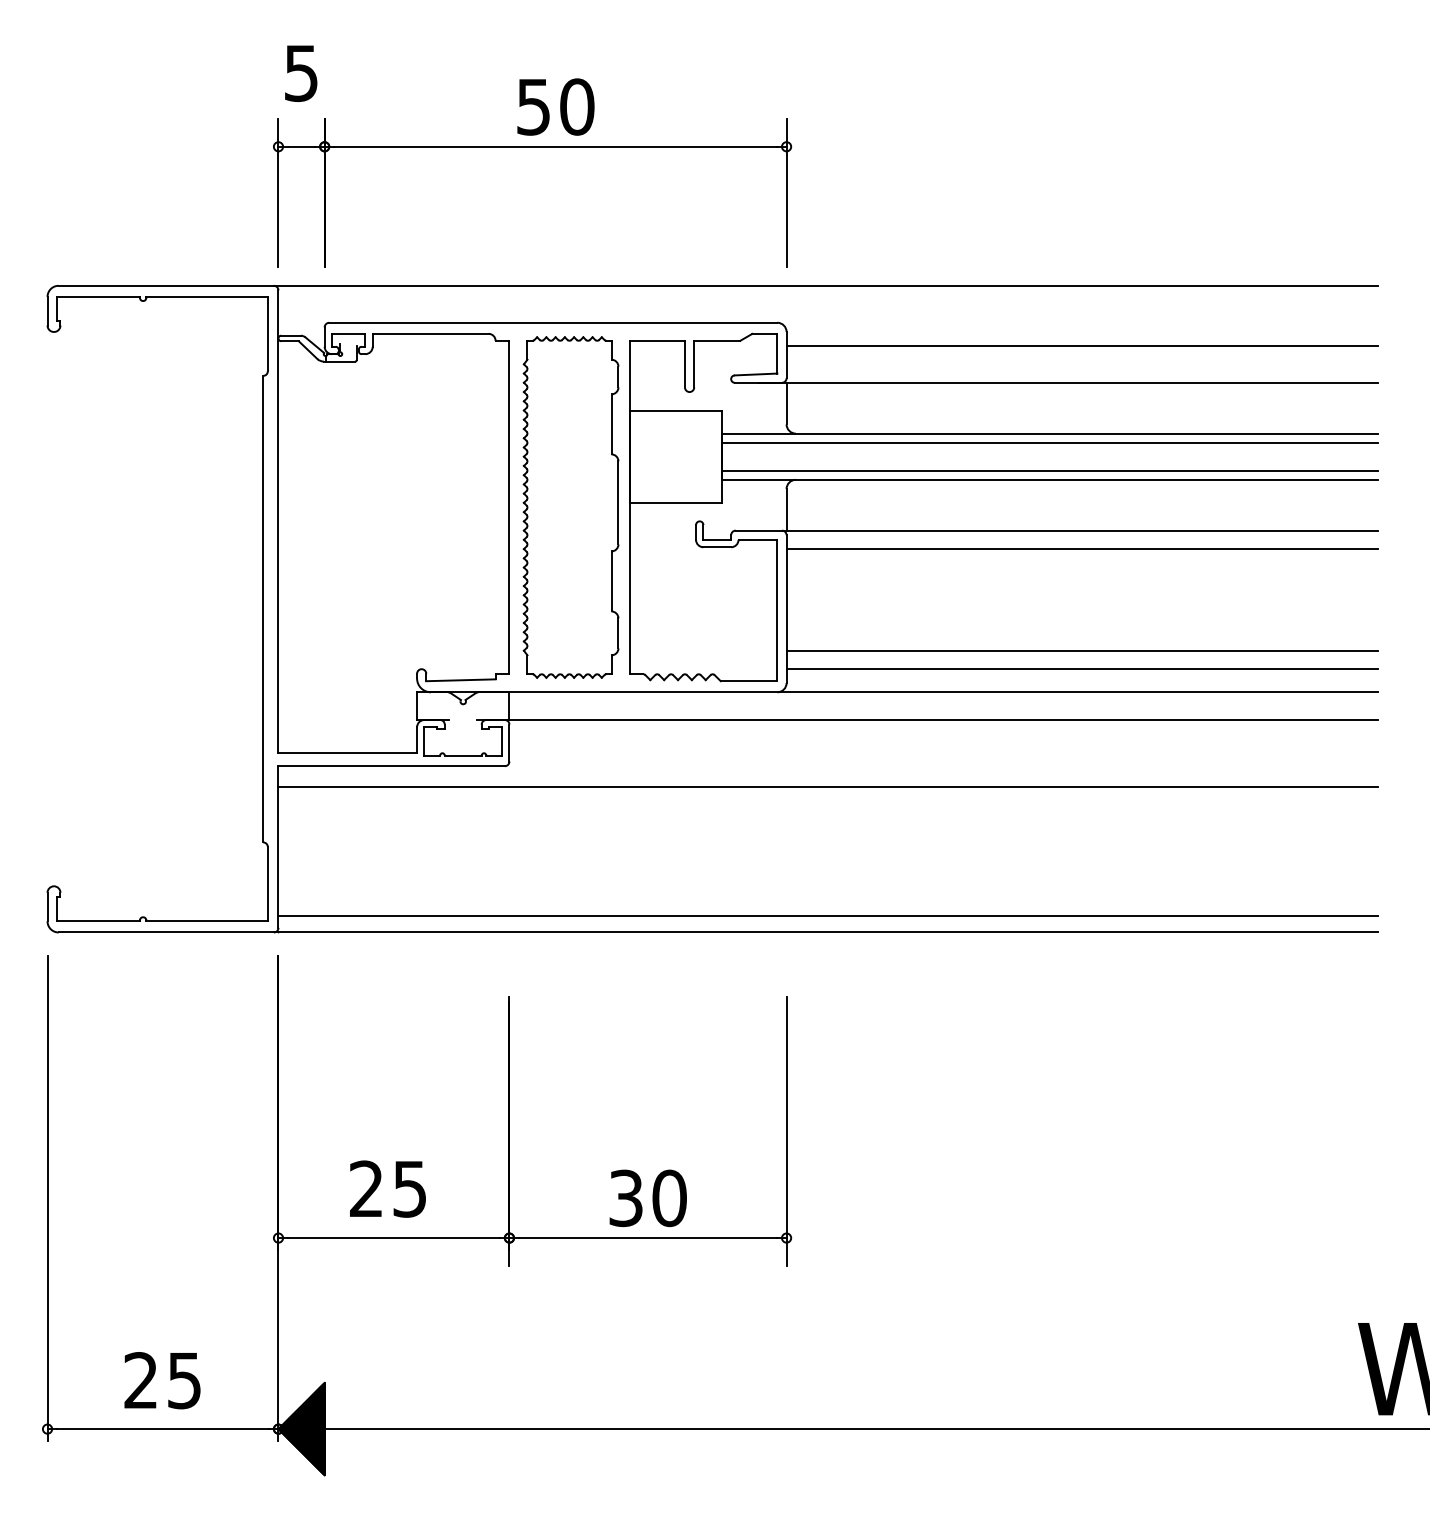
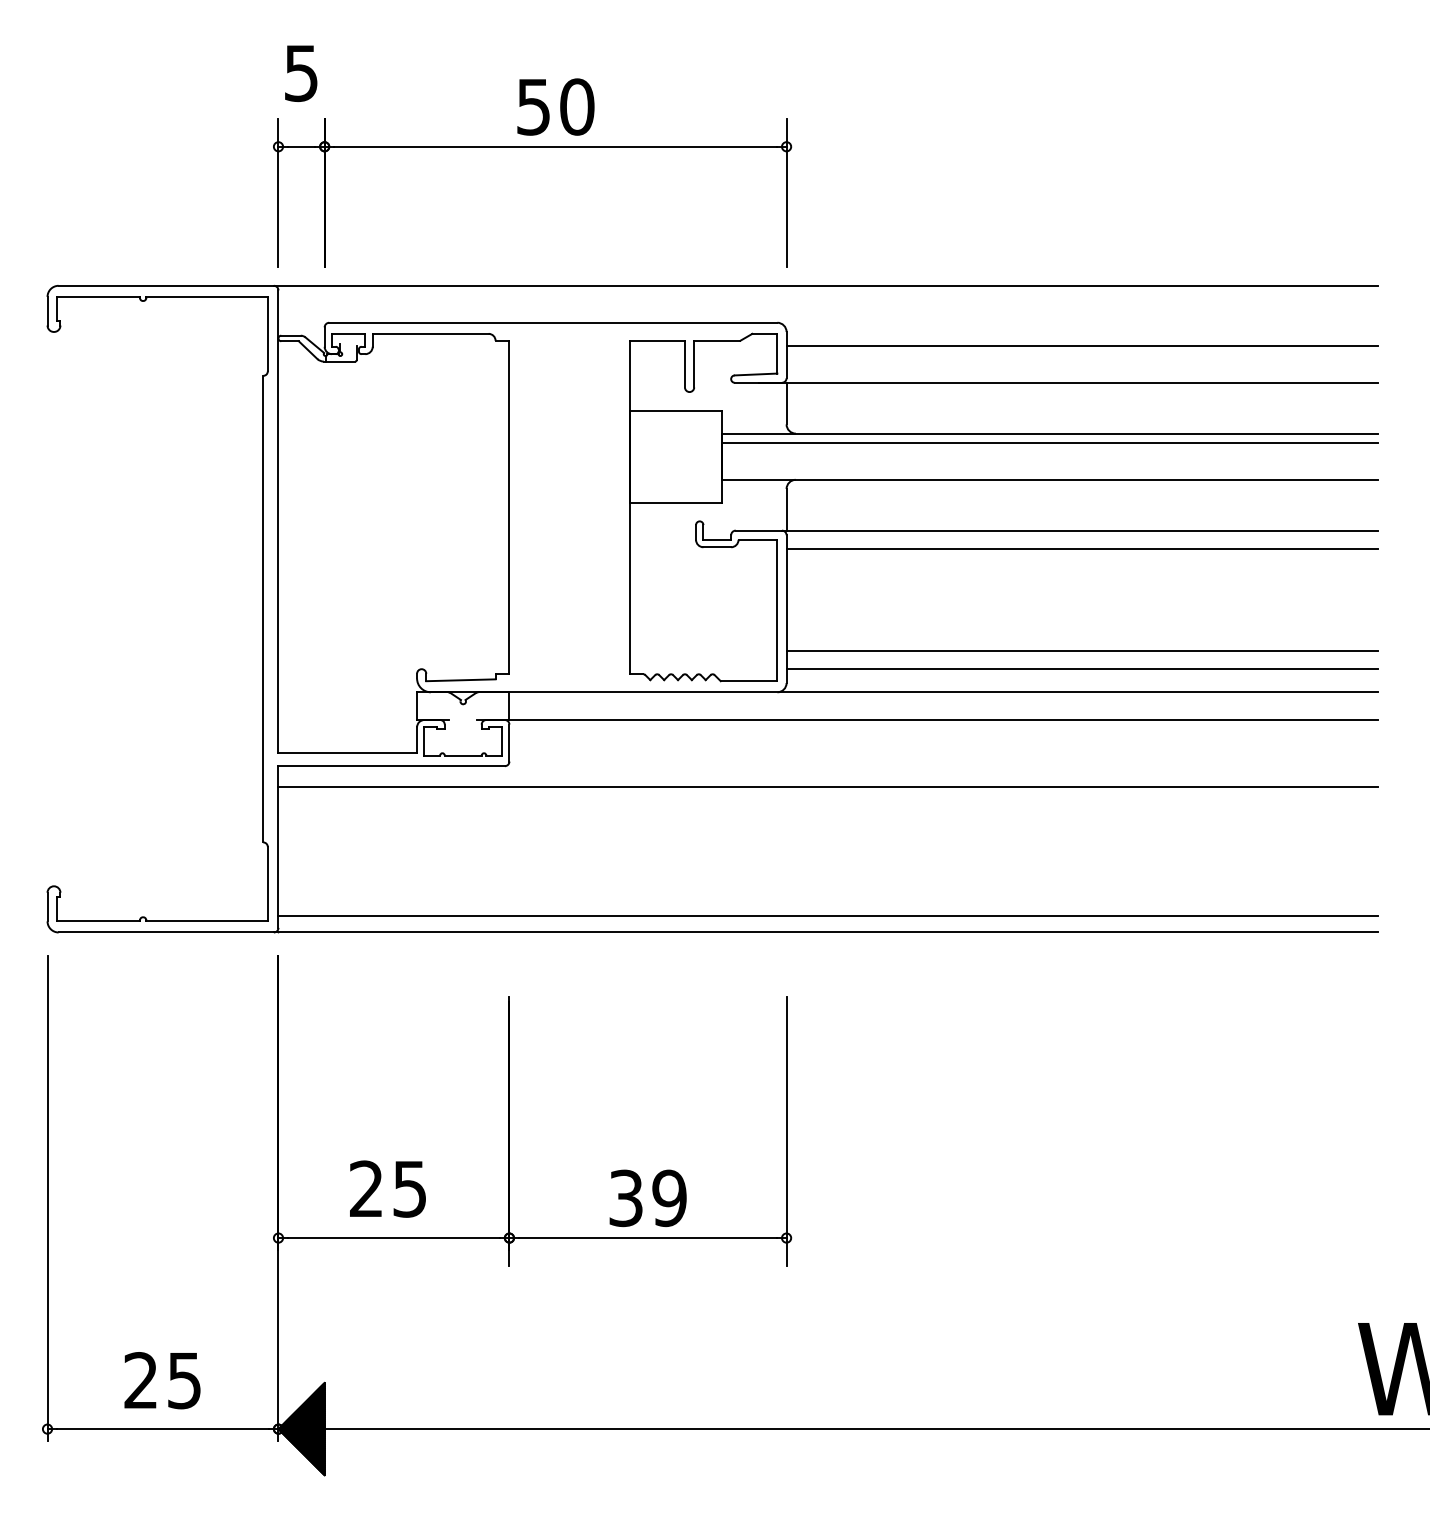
line: present -> none (1049, 470)
part: present -> none (570, 507)
text: 30 -> 39 (669, 1198)
